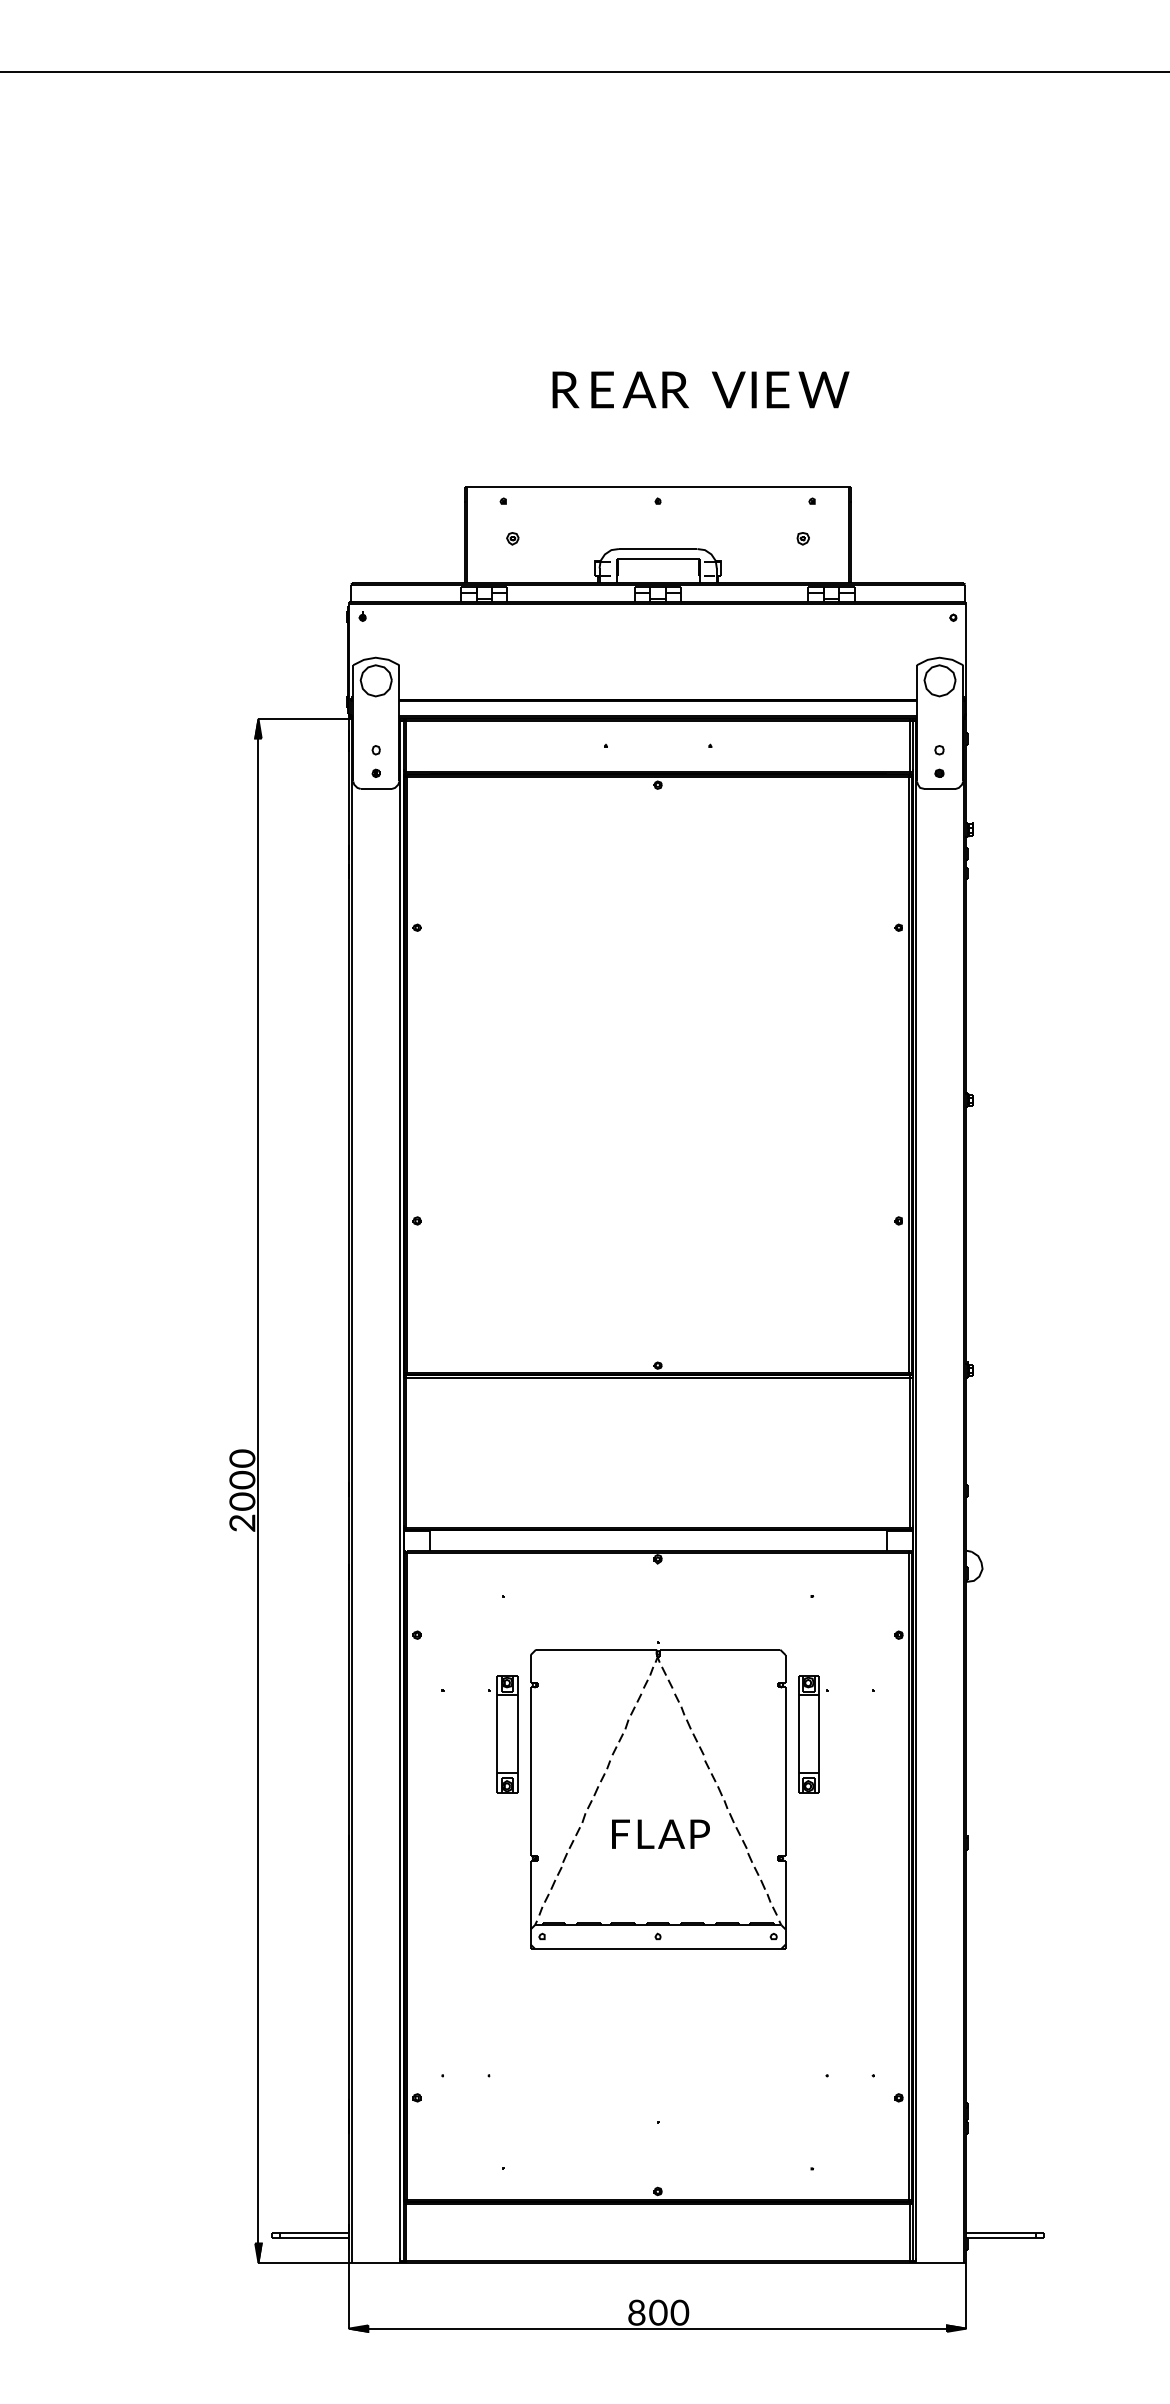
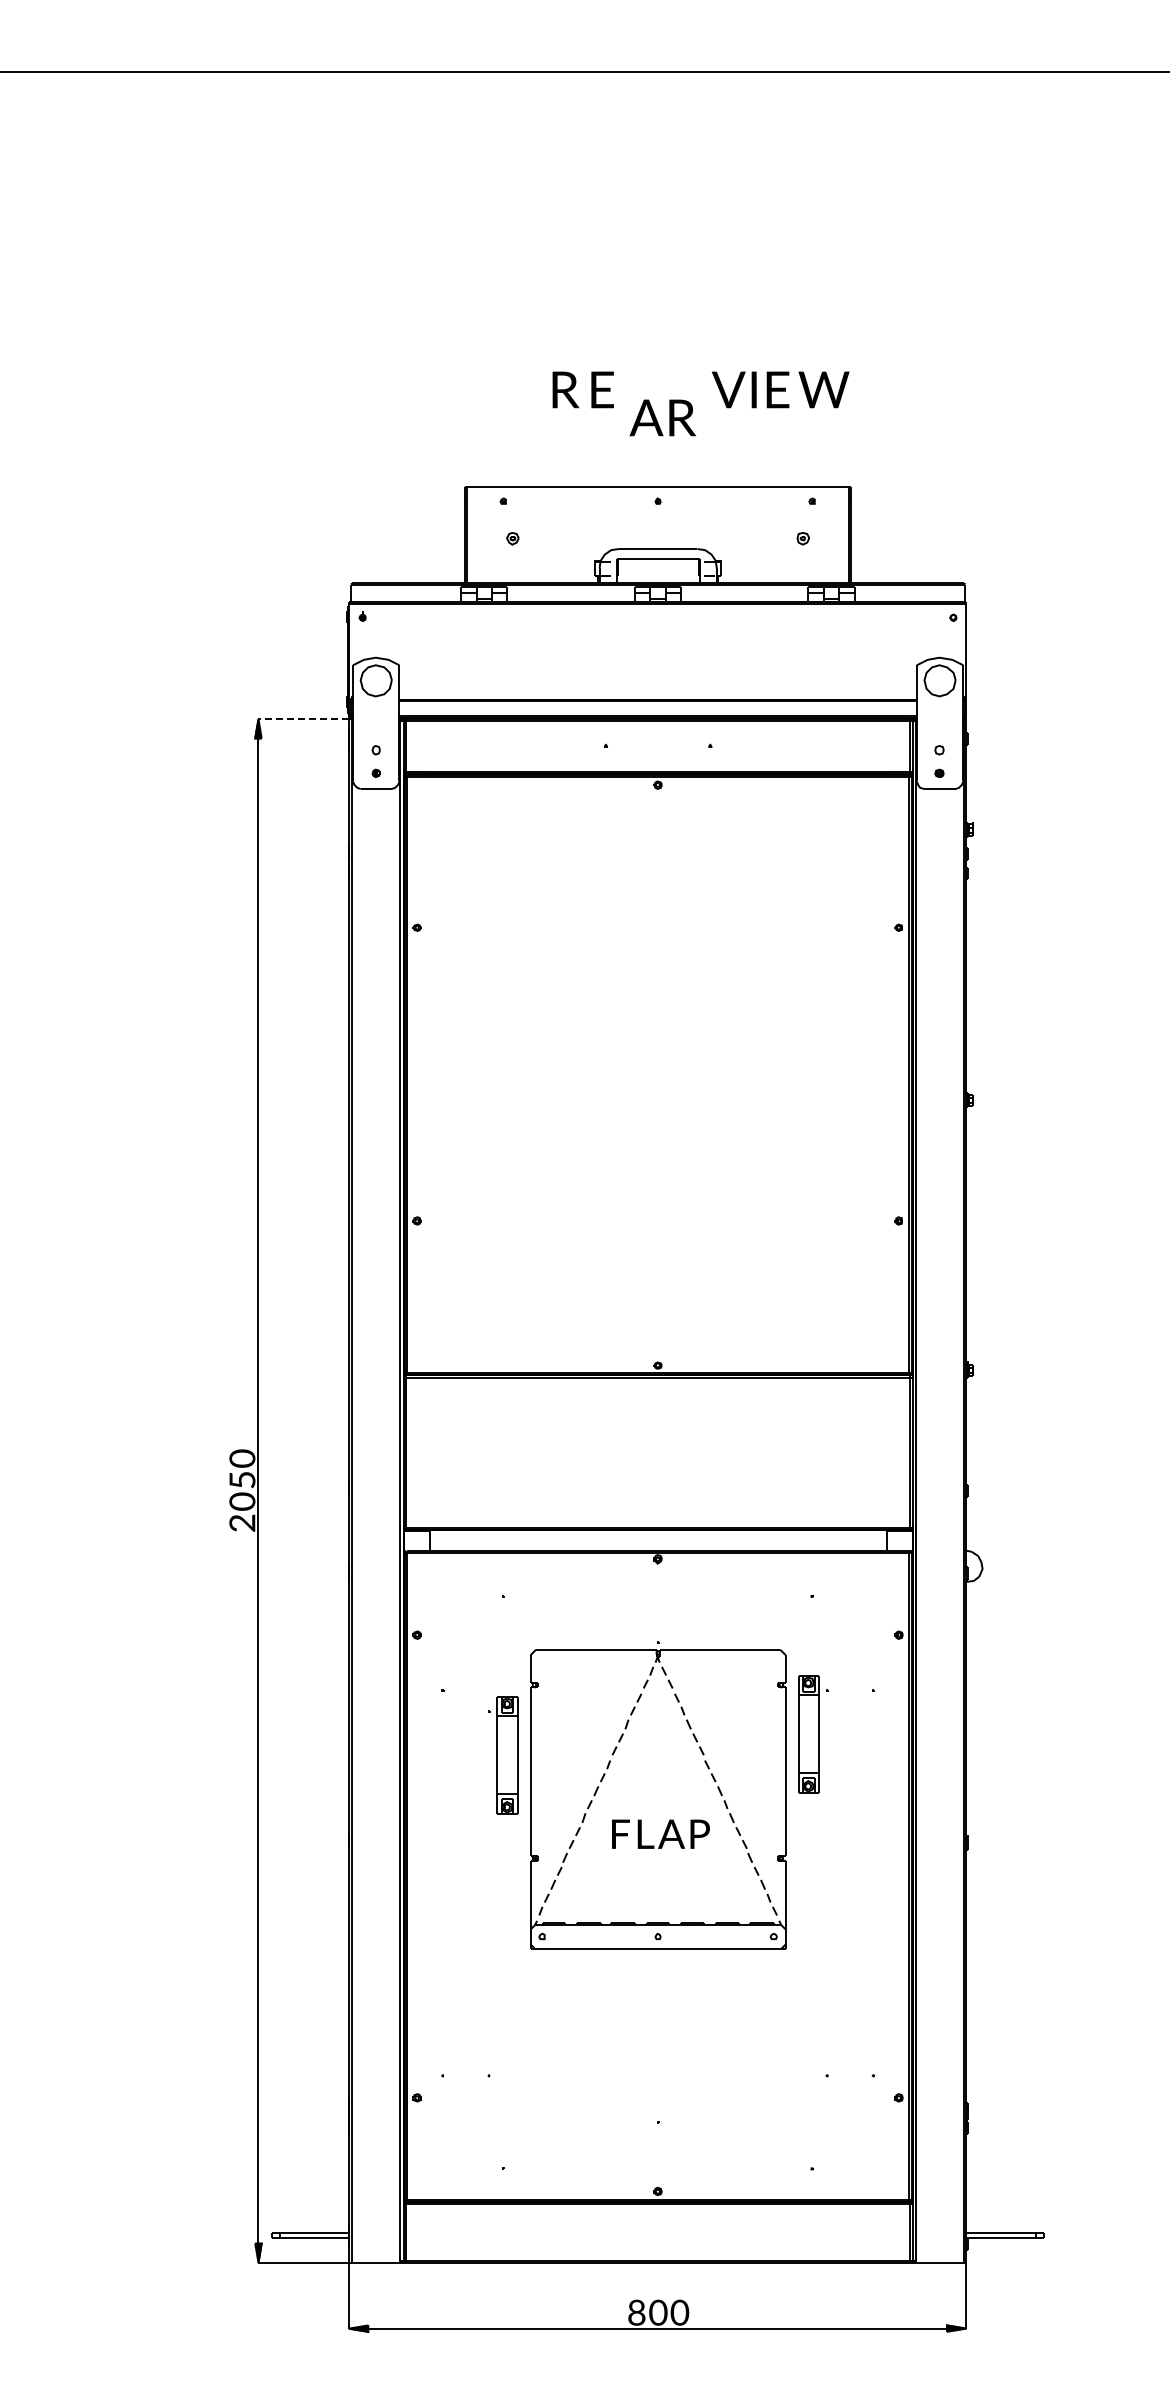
text position: (655, 389) -> (662, 417) (662, 417)
line: solid -> dashed (303, 719)
text: 0 -> 5 (242, 1479)
part position: (503, 1734) -> (503, 1755) (503, 1755)
